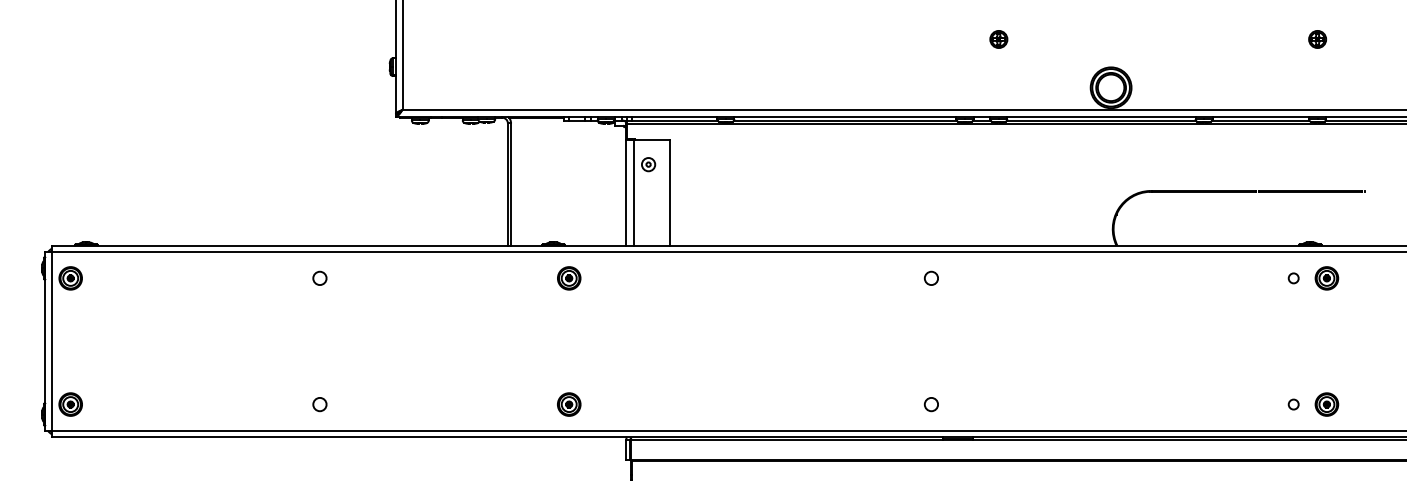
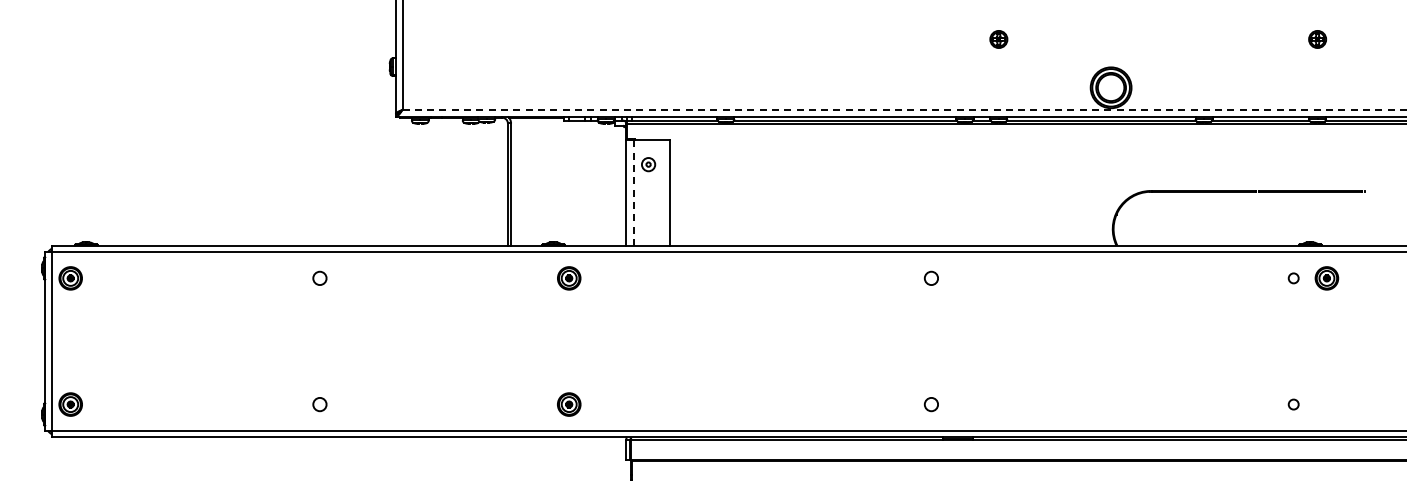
line: solid -> dashed (904, 109)
line: solid -> dashed (633, 193)
part: present -> none (1326, 404)
